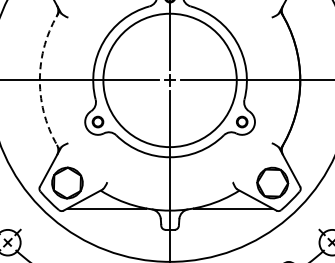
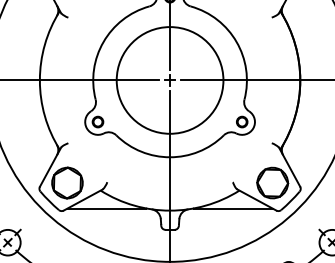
arc: dashed -> solid (39, 80)
circle diameter: 133 px -> 107 px (169, 80)
